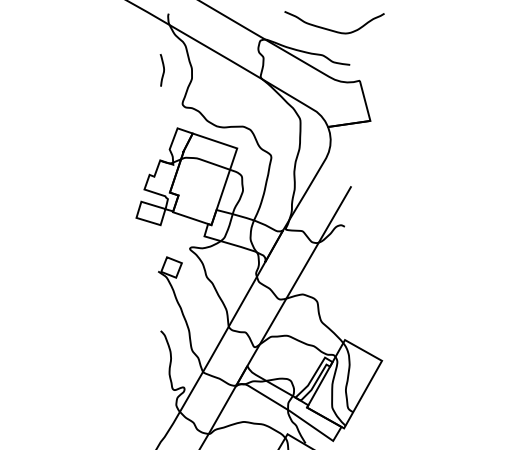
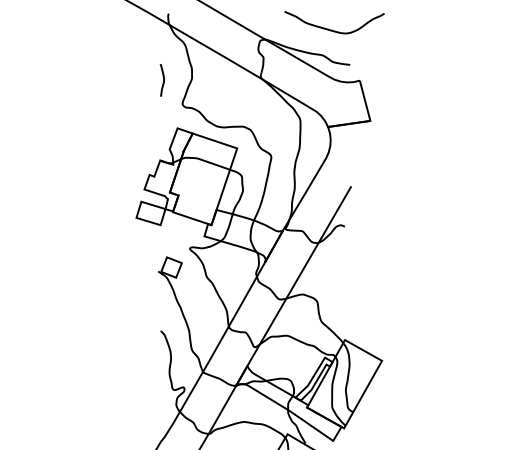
curve position: (163, 70) -> (163, 80) (163, 80)
